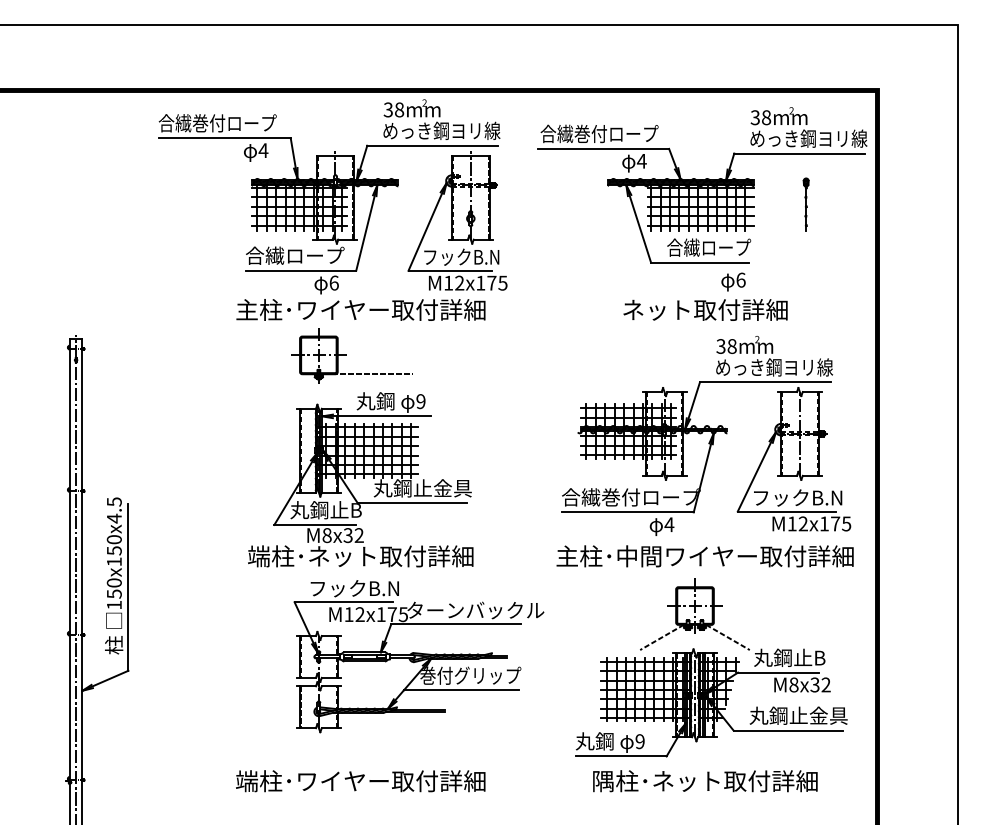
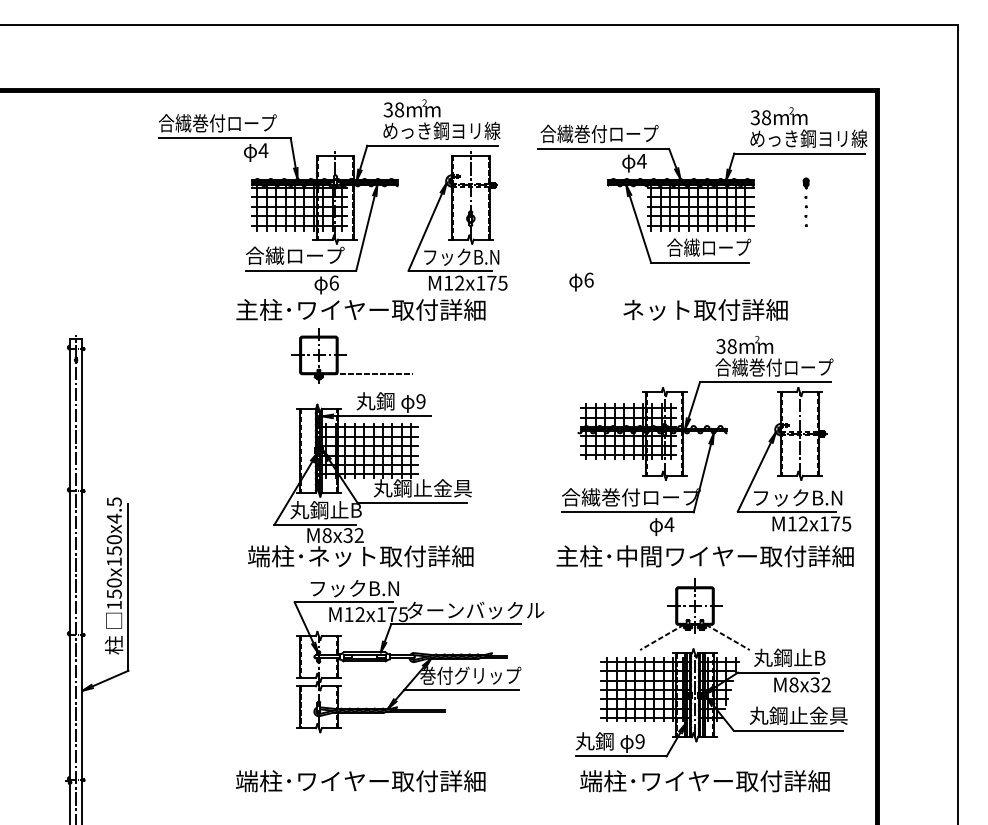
line: present -> none (806, 208)
text position: (733, 281) -> (581, 281) (581, 281)
text: めっき鋼ヨリ線 -> 合繊巻付ロープ (774, 367)
text: 隅柱･ネット取付詳細 -> 端柱･ワイヤー取付詳細 (704, 781)
